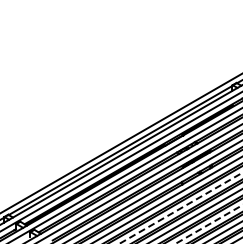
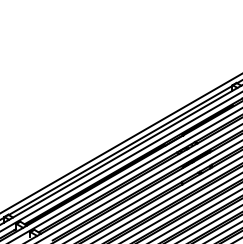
line: dashed -> solid (181, 208)
line: dashed -> solid (209, 224)
